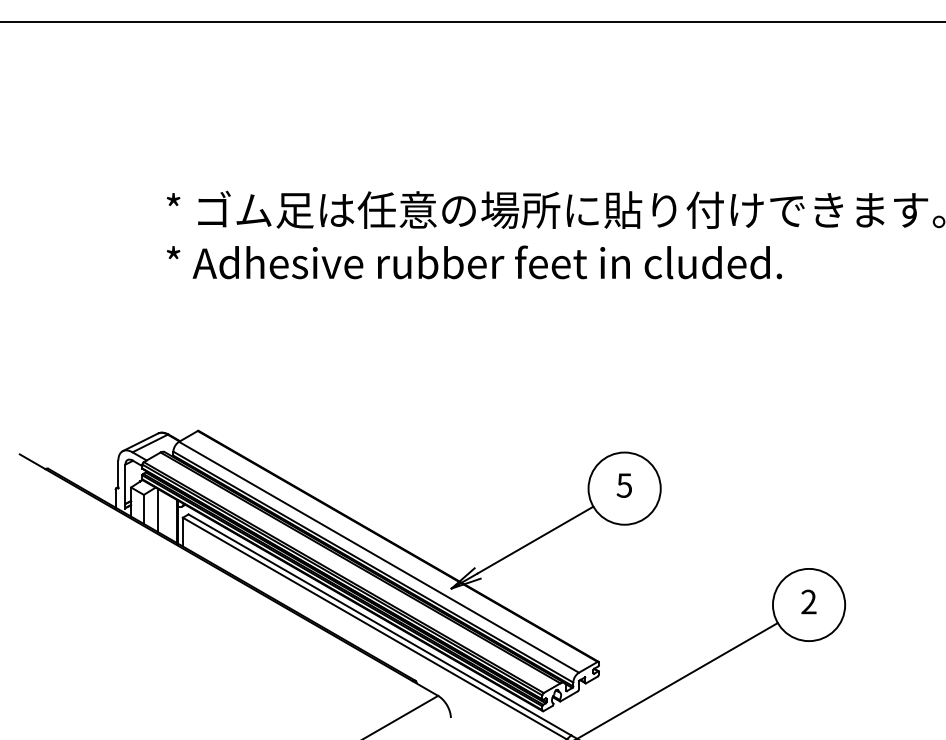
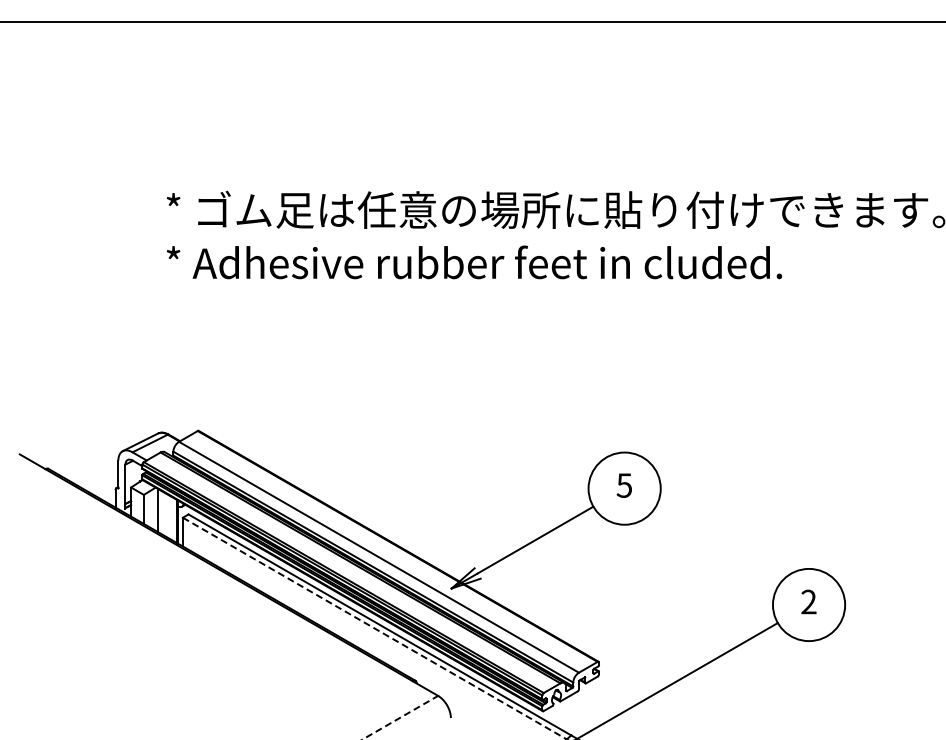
line: solid -> dashed (374, 628)
line: solid -> dashed (400, 717)
